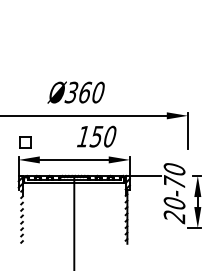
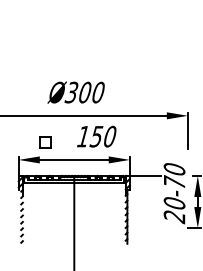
text: Ø360 -> Ø300 (85, 92)
part position: (25, 142) -> (45, 142) (45, 142)
